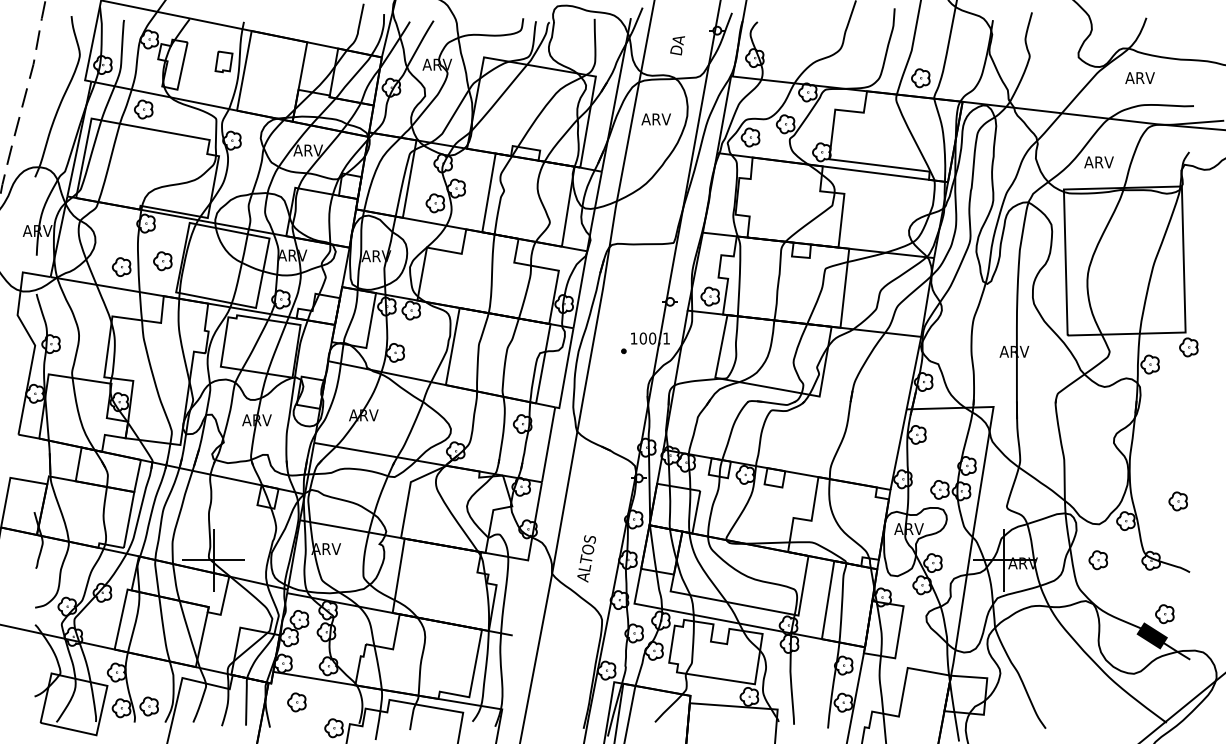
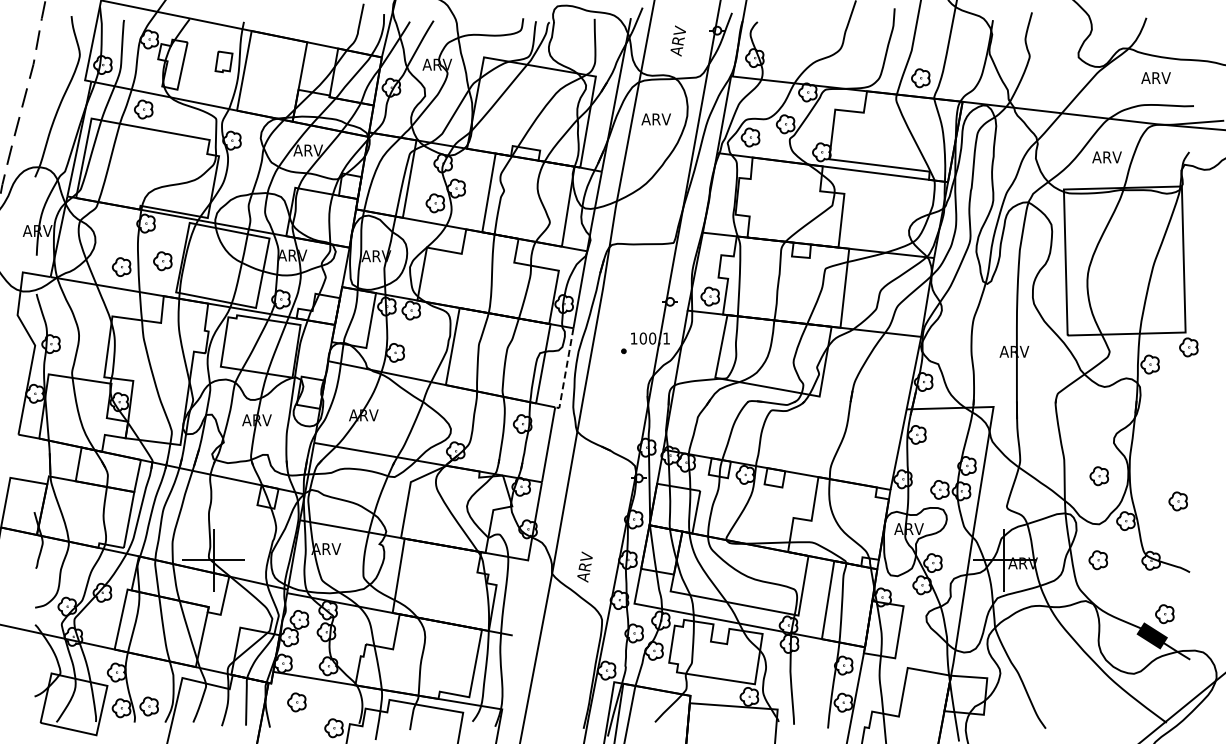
text: DA -> ARV (677, 40)
text position: (1139, 77) -> (1155, 77) (1155, 77)
text position: (1098, 162) -> (1106, 157) (1106, 157)
line: solid -> dashed (565, 371)
part: none -> present (1099, 476)
text: ALTOS -> ARV (587, 552)
